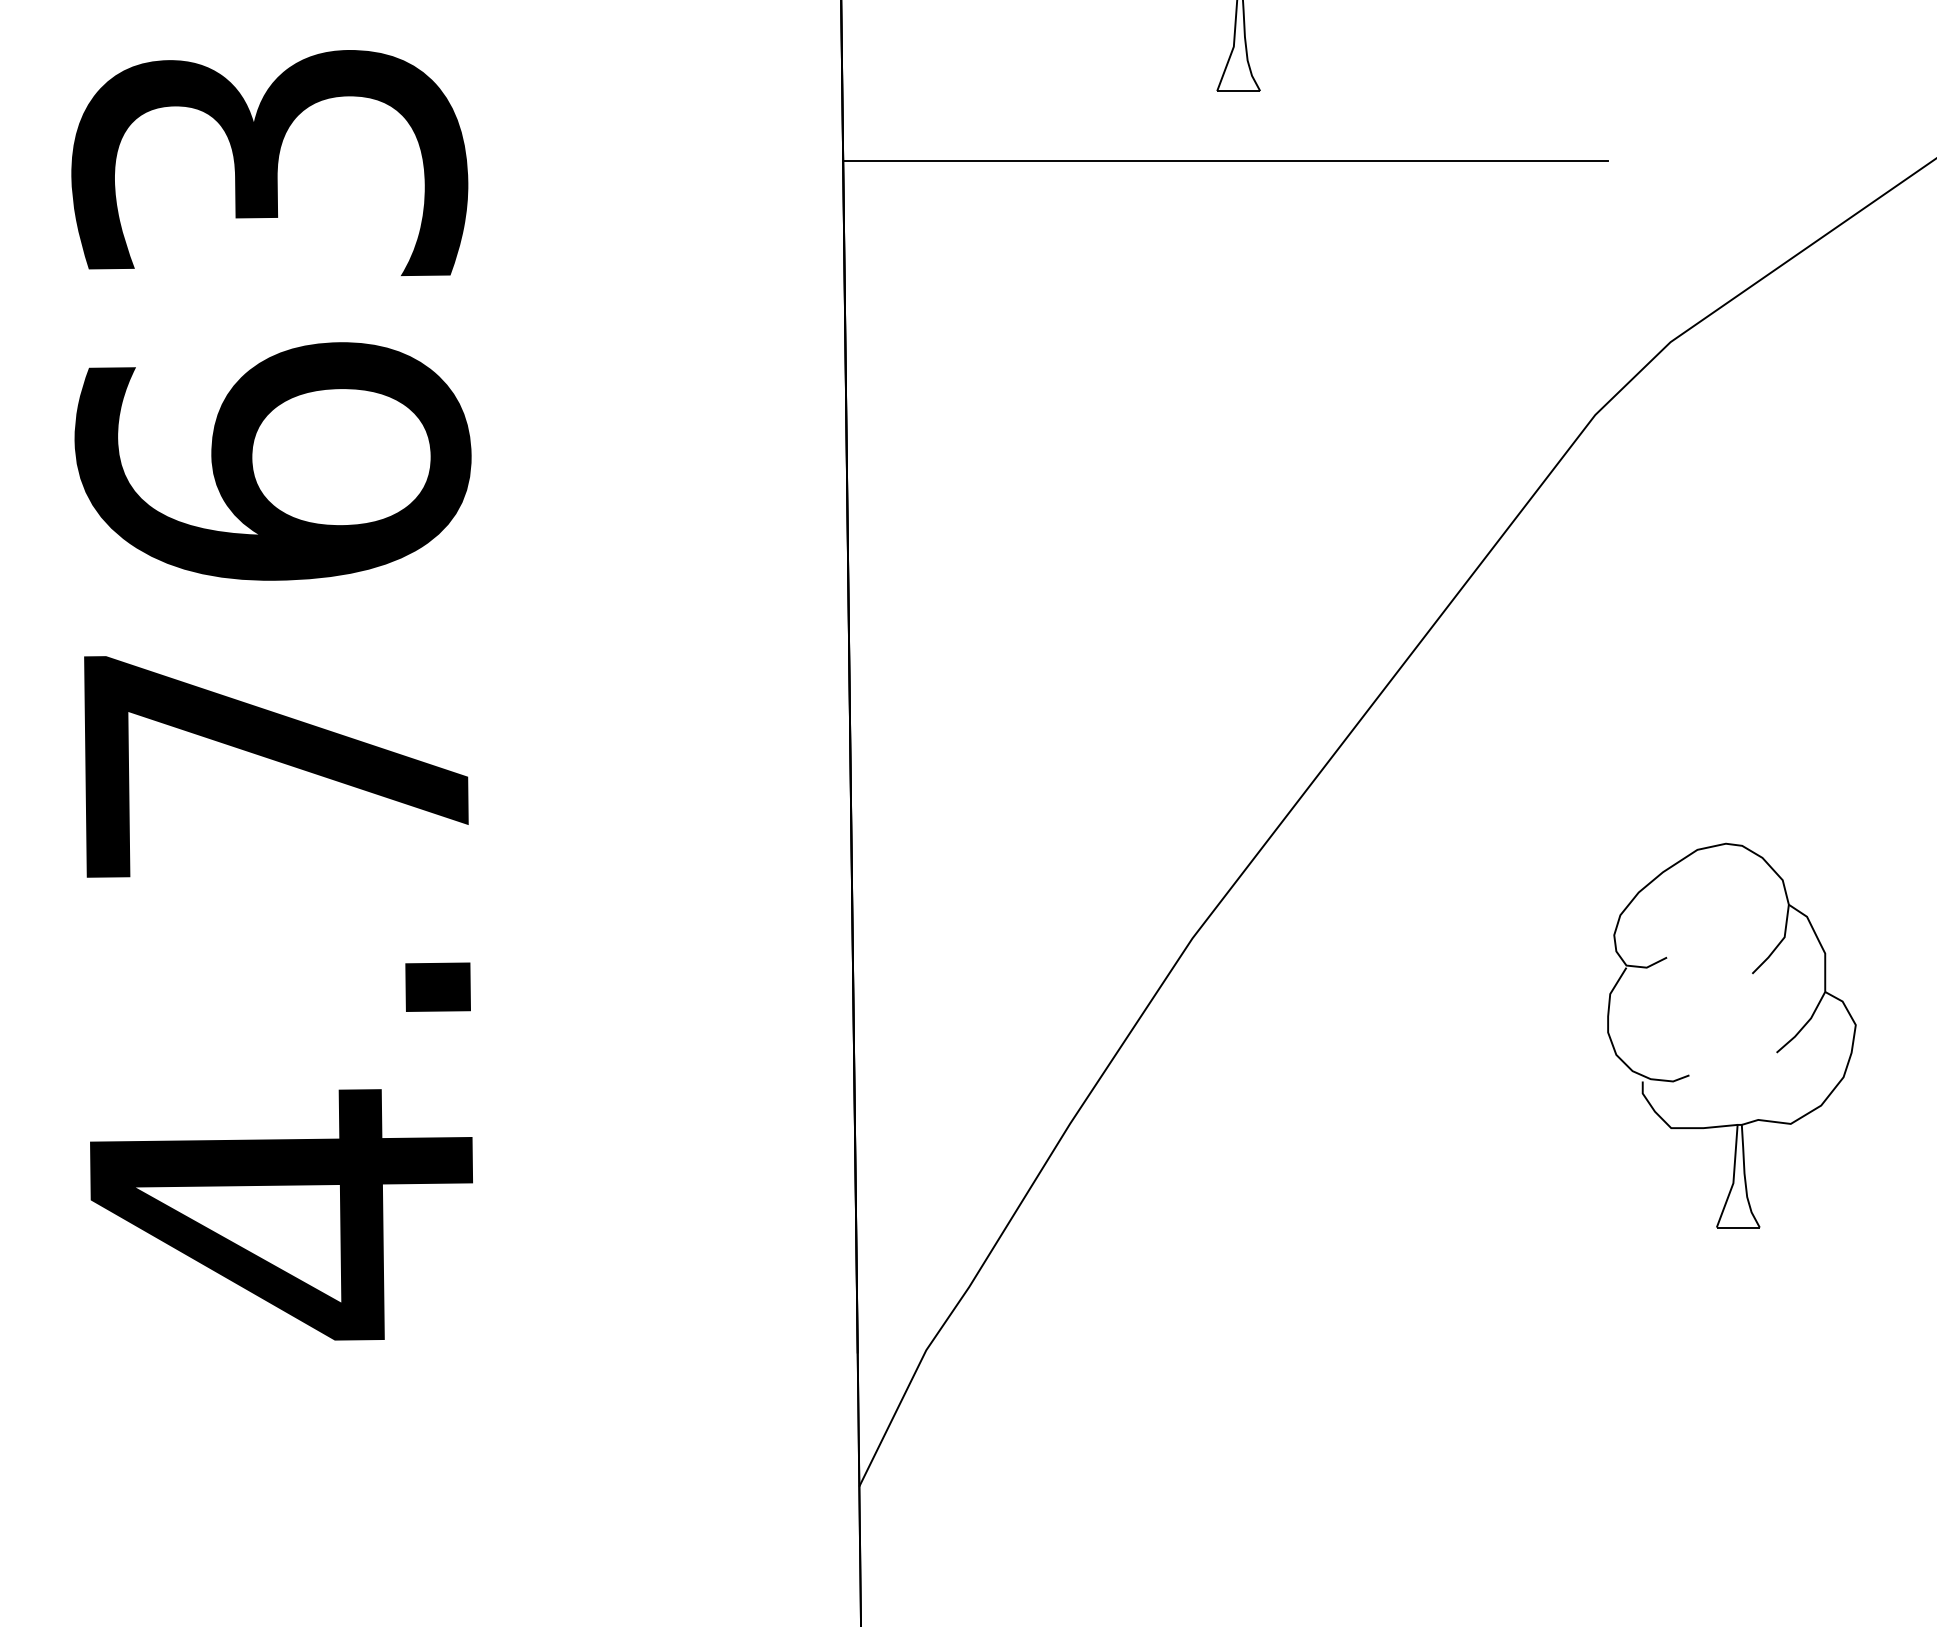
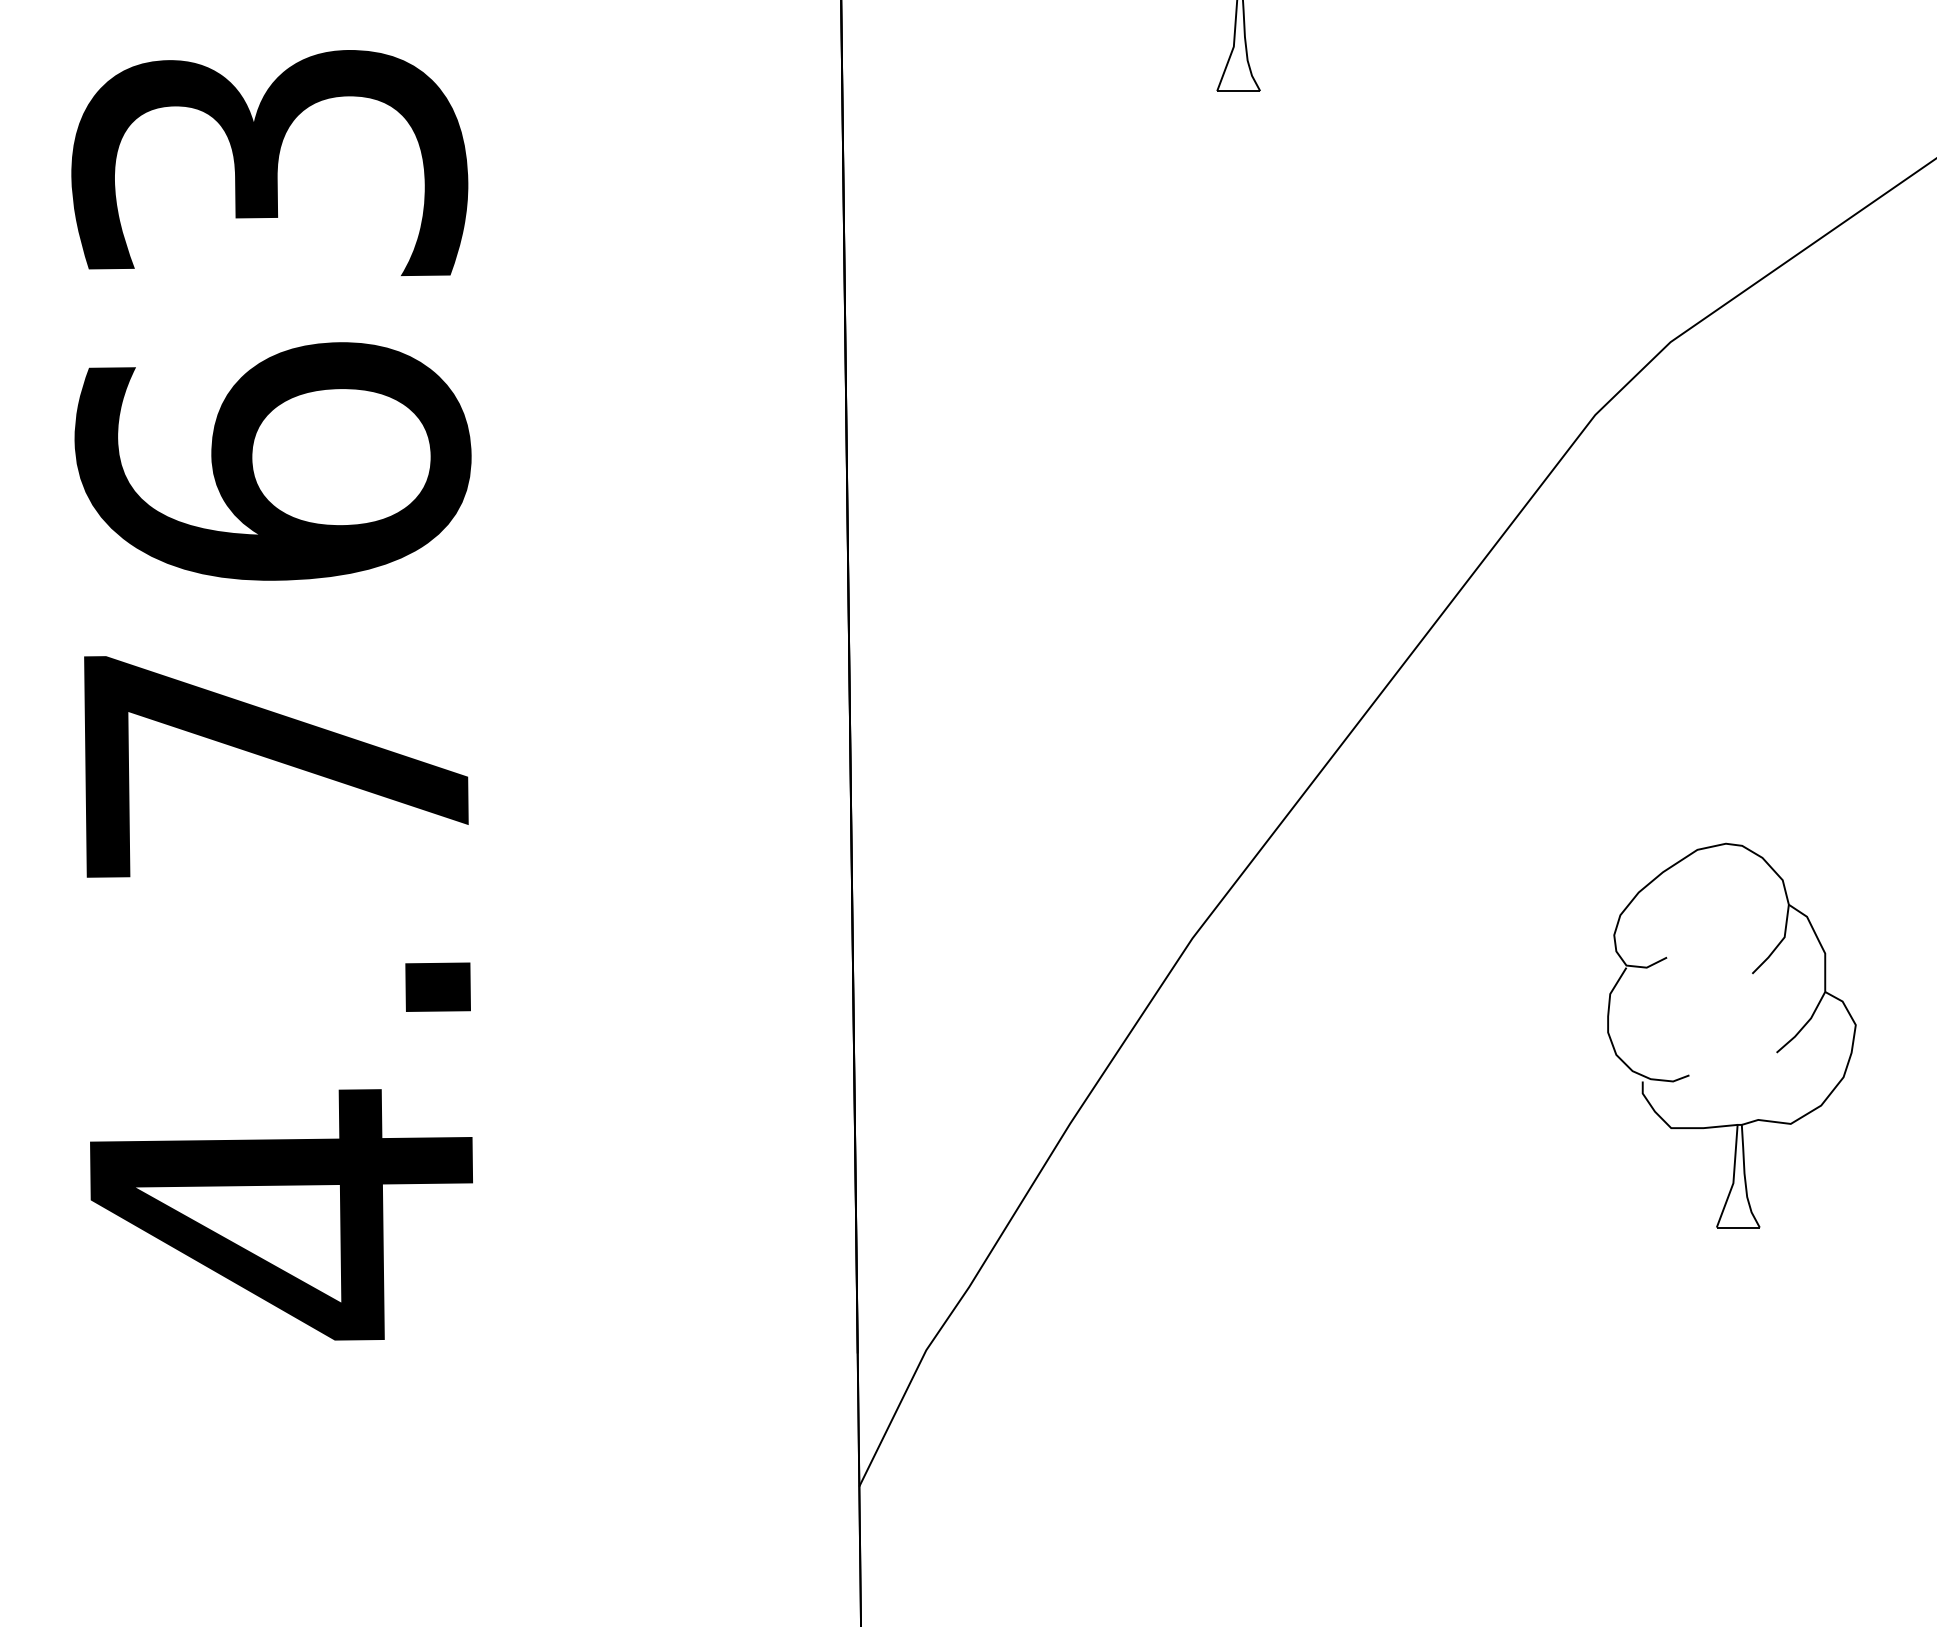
line: present -> none (1225, 161)
